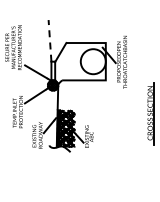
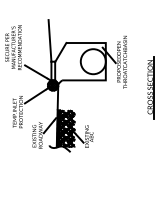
line: dashed -> solid (50, 40)
part position: (150, 113) -> (150, 87) (150, 87)
